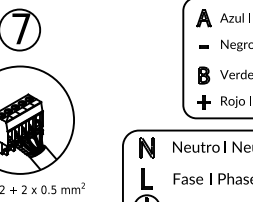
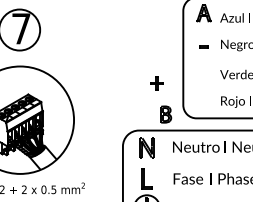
part position: (203, 18) -> (203, 13) (203, 13)
part position: (204, 75) -> (166, 114) (166, 114)
part position: (203, 102) -> (156, 83) (156, 83)
